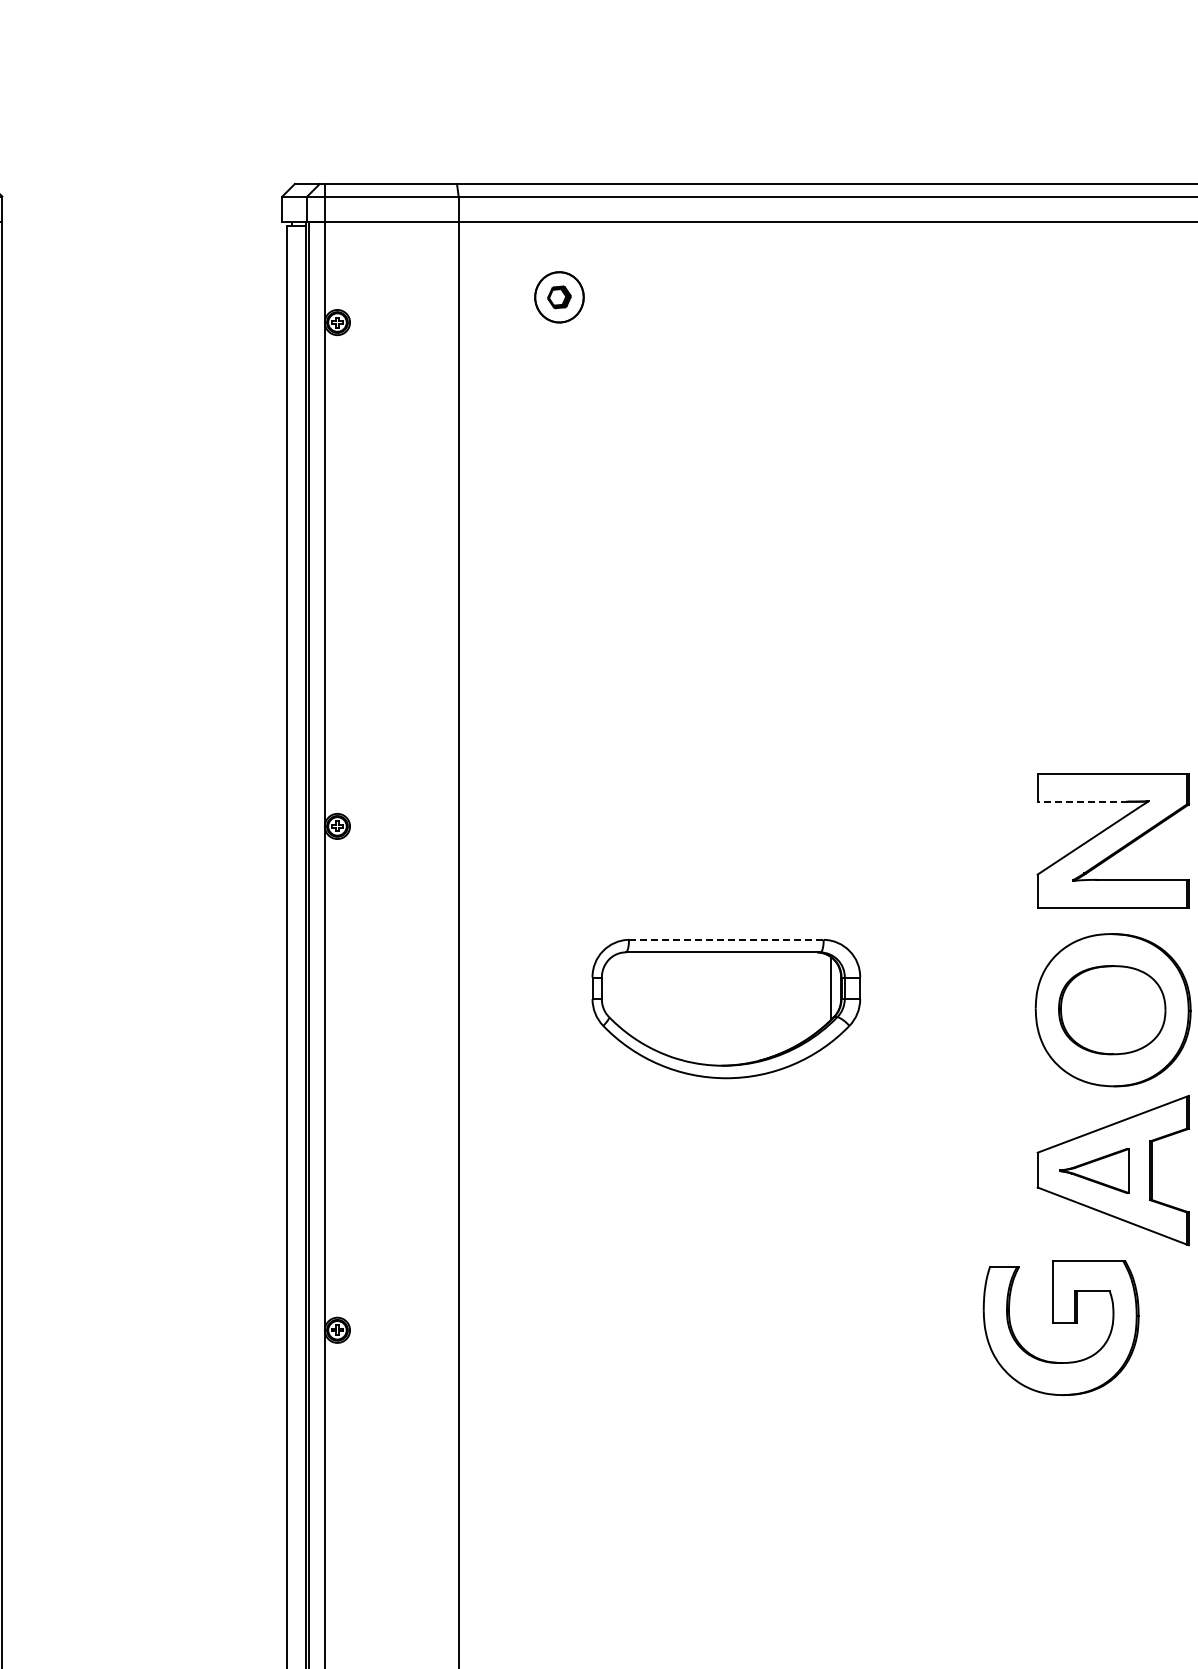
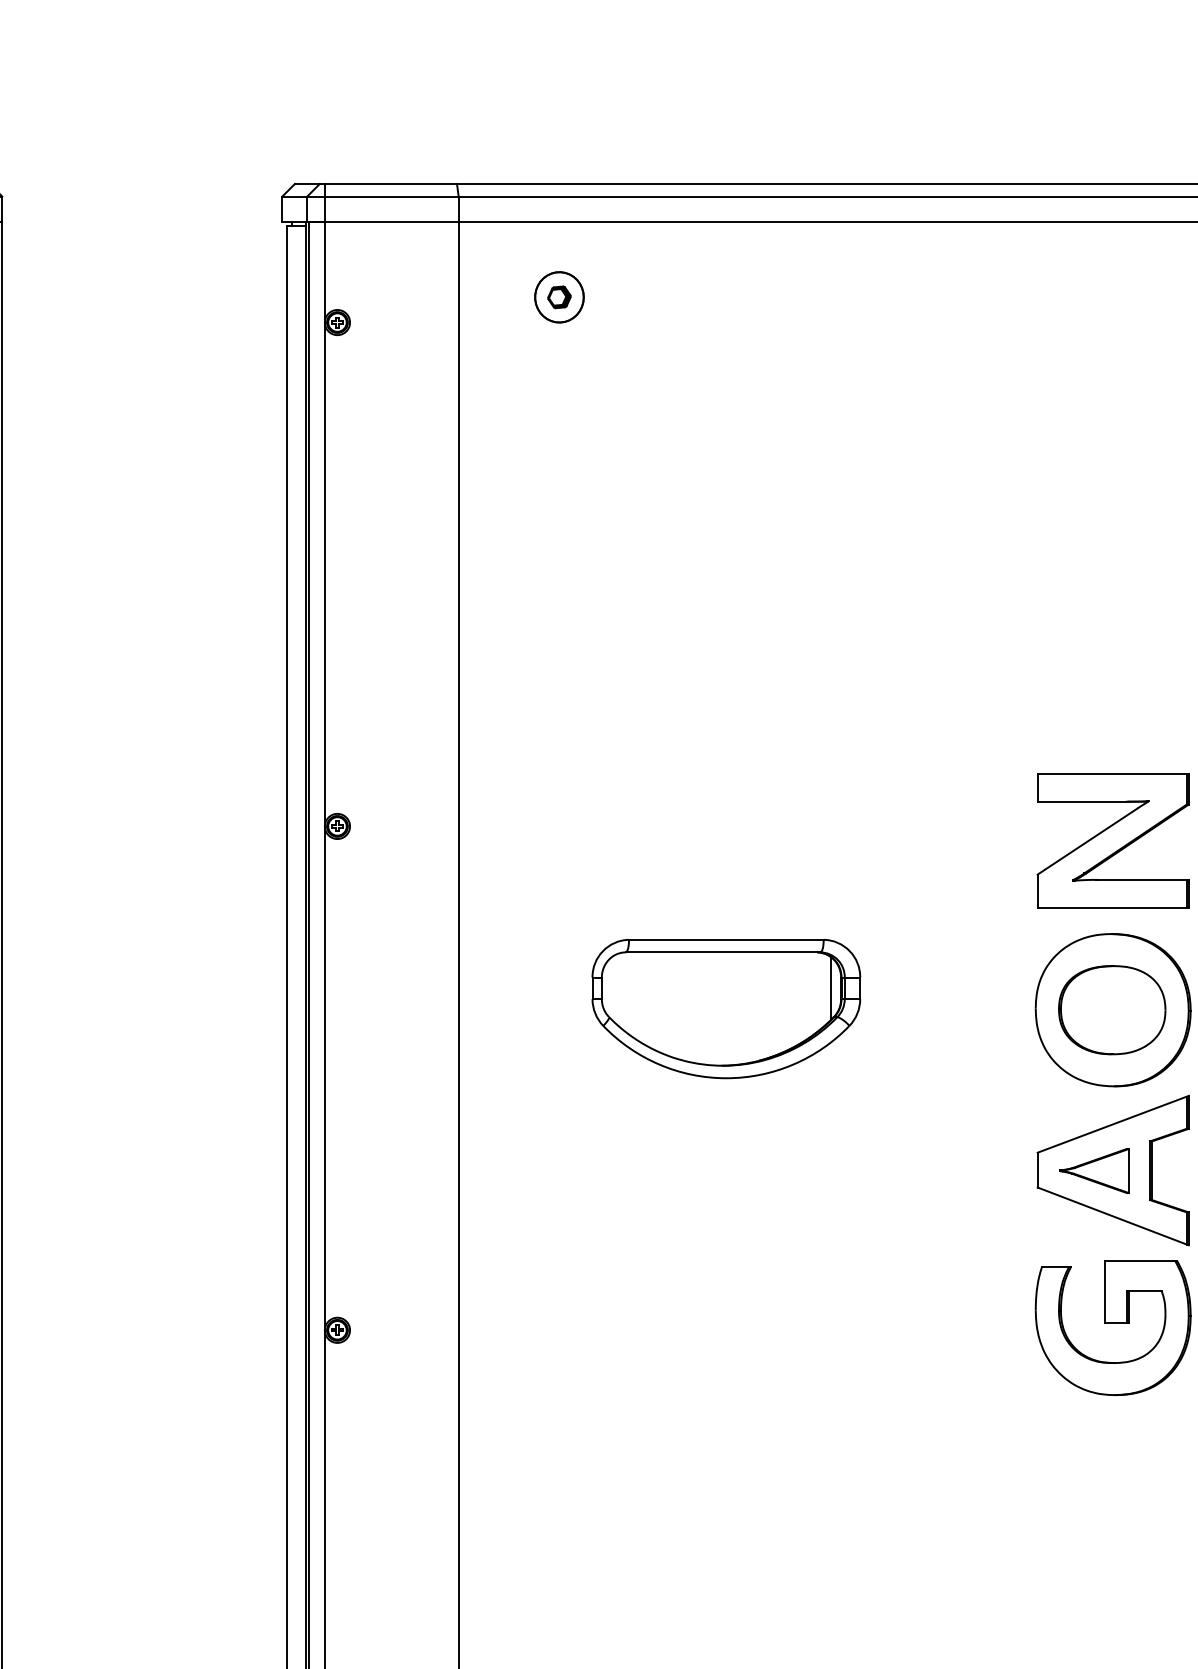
line: dashed -> solid (1082, 801)
line: dashed -> solid (726, 939)
part position: (1060, 1328) -> (1112, 1328) (1112, 1328)
